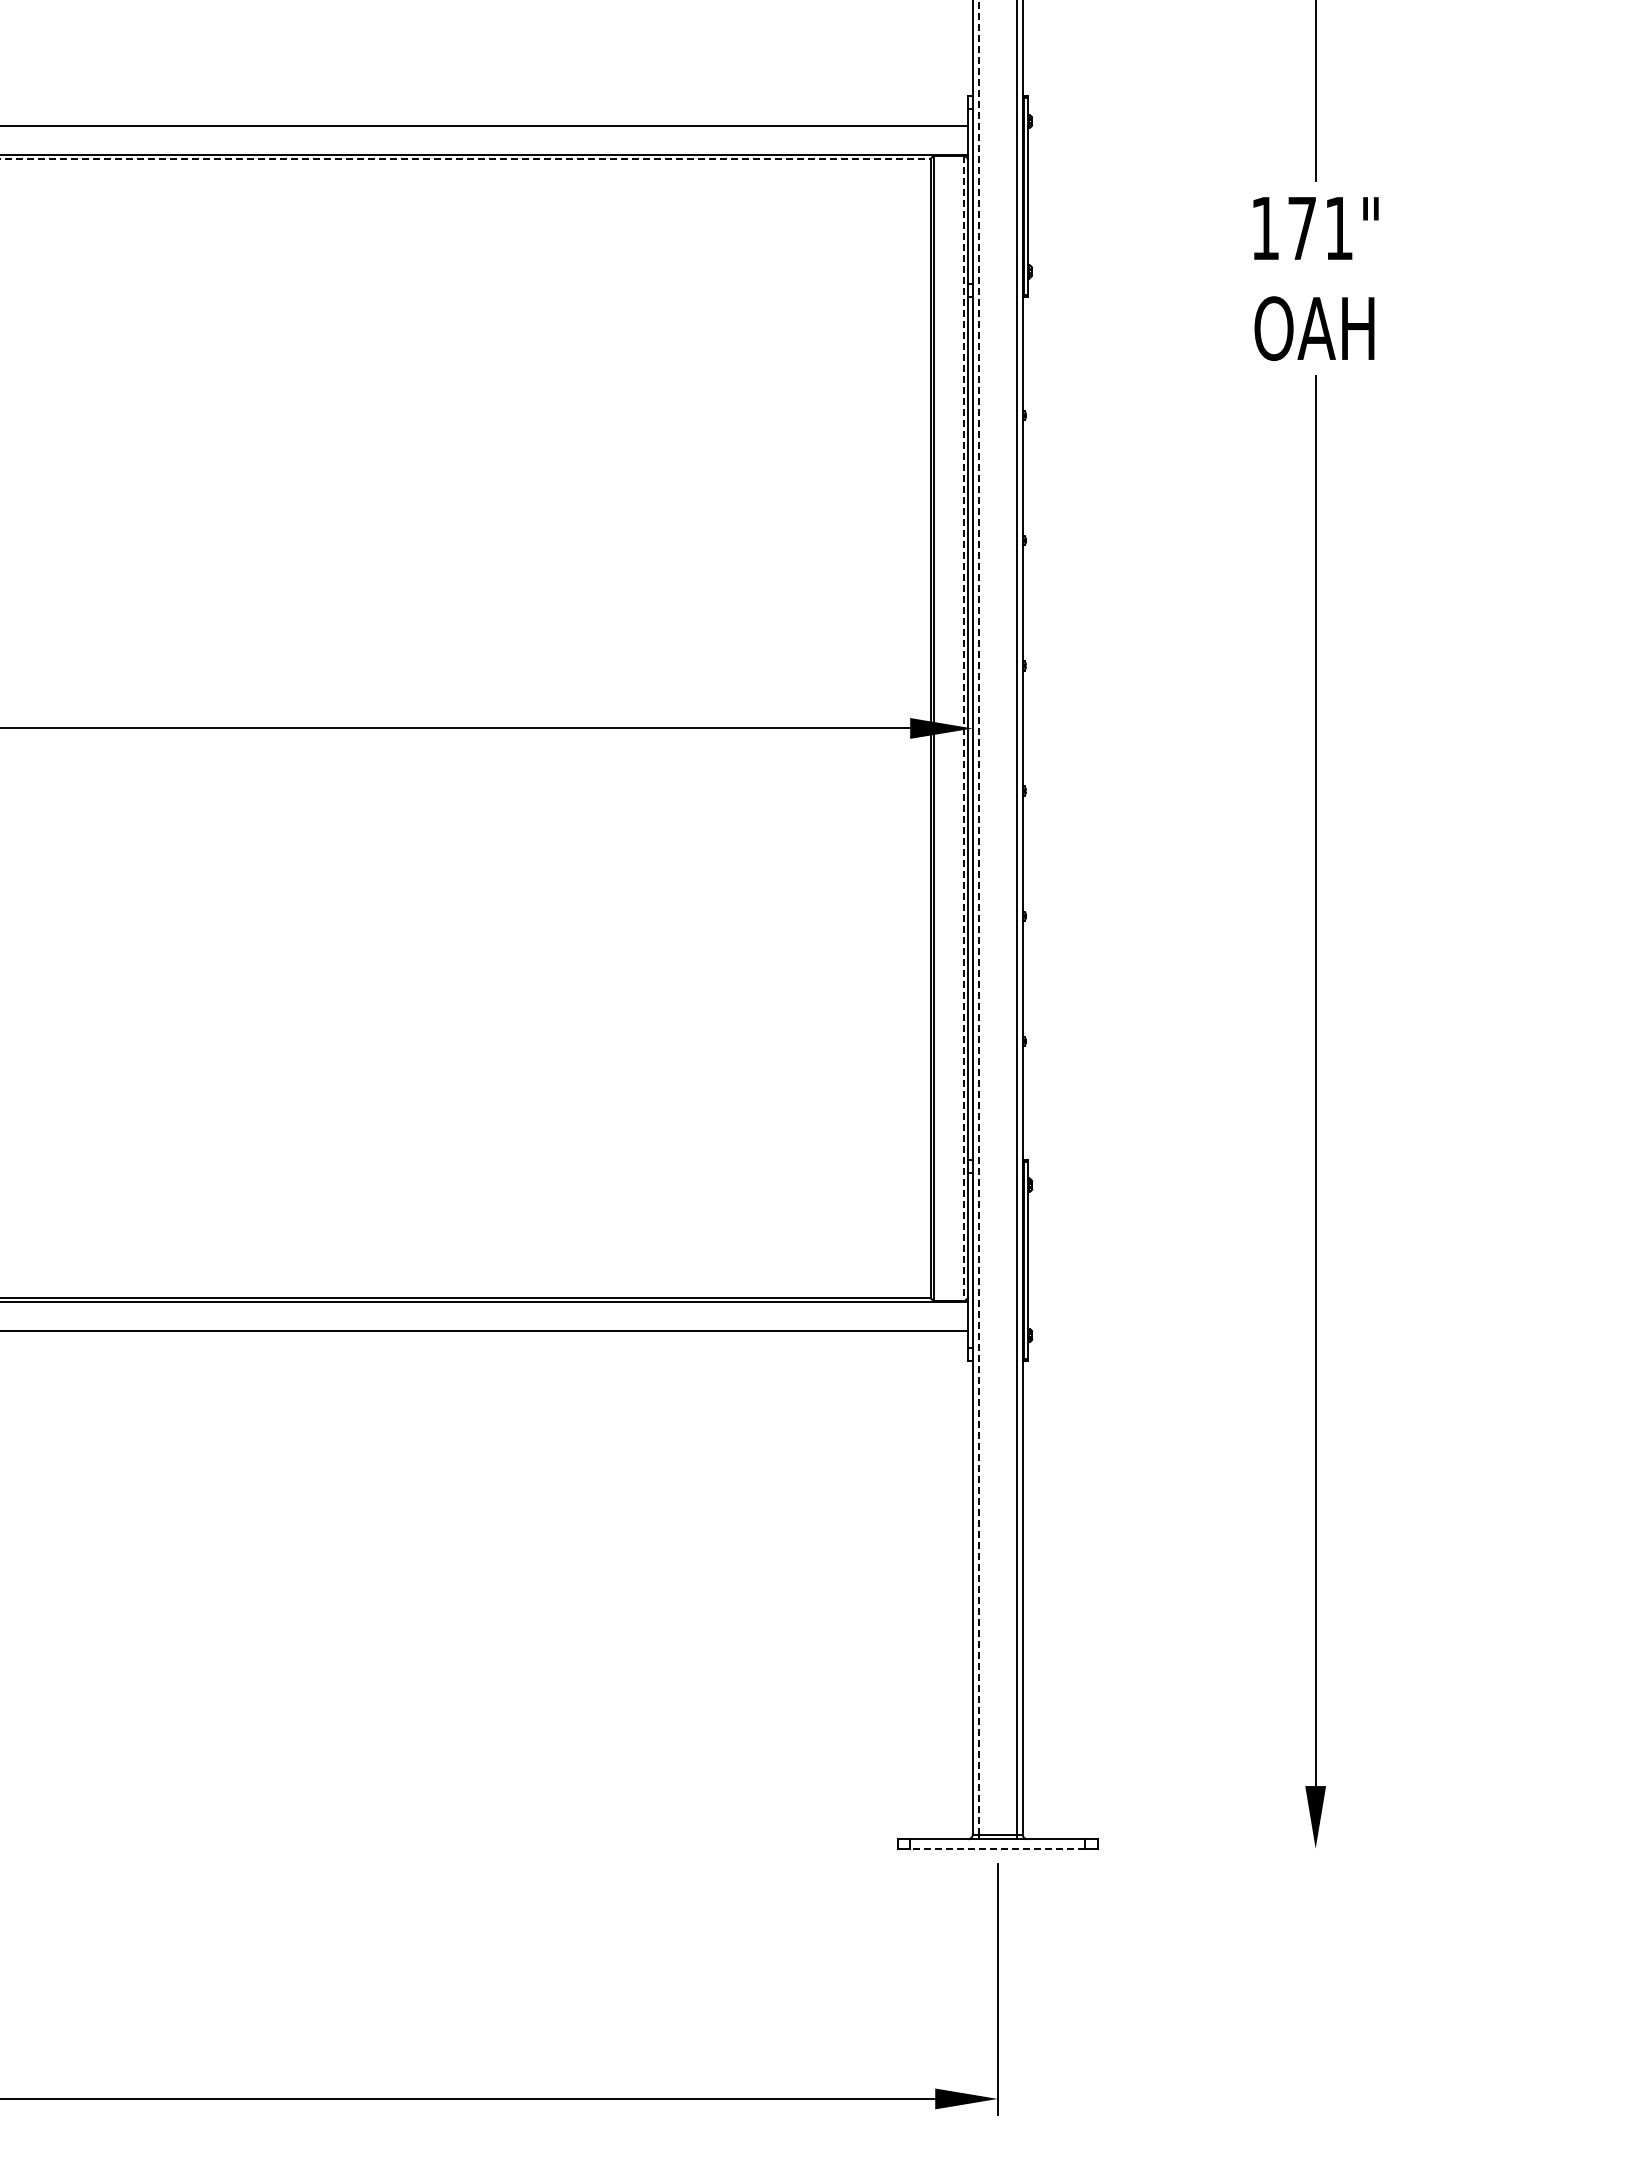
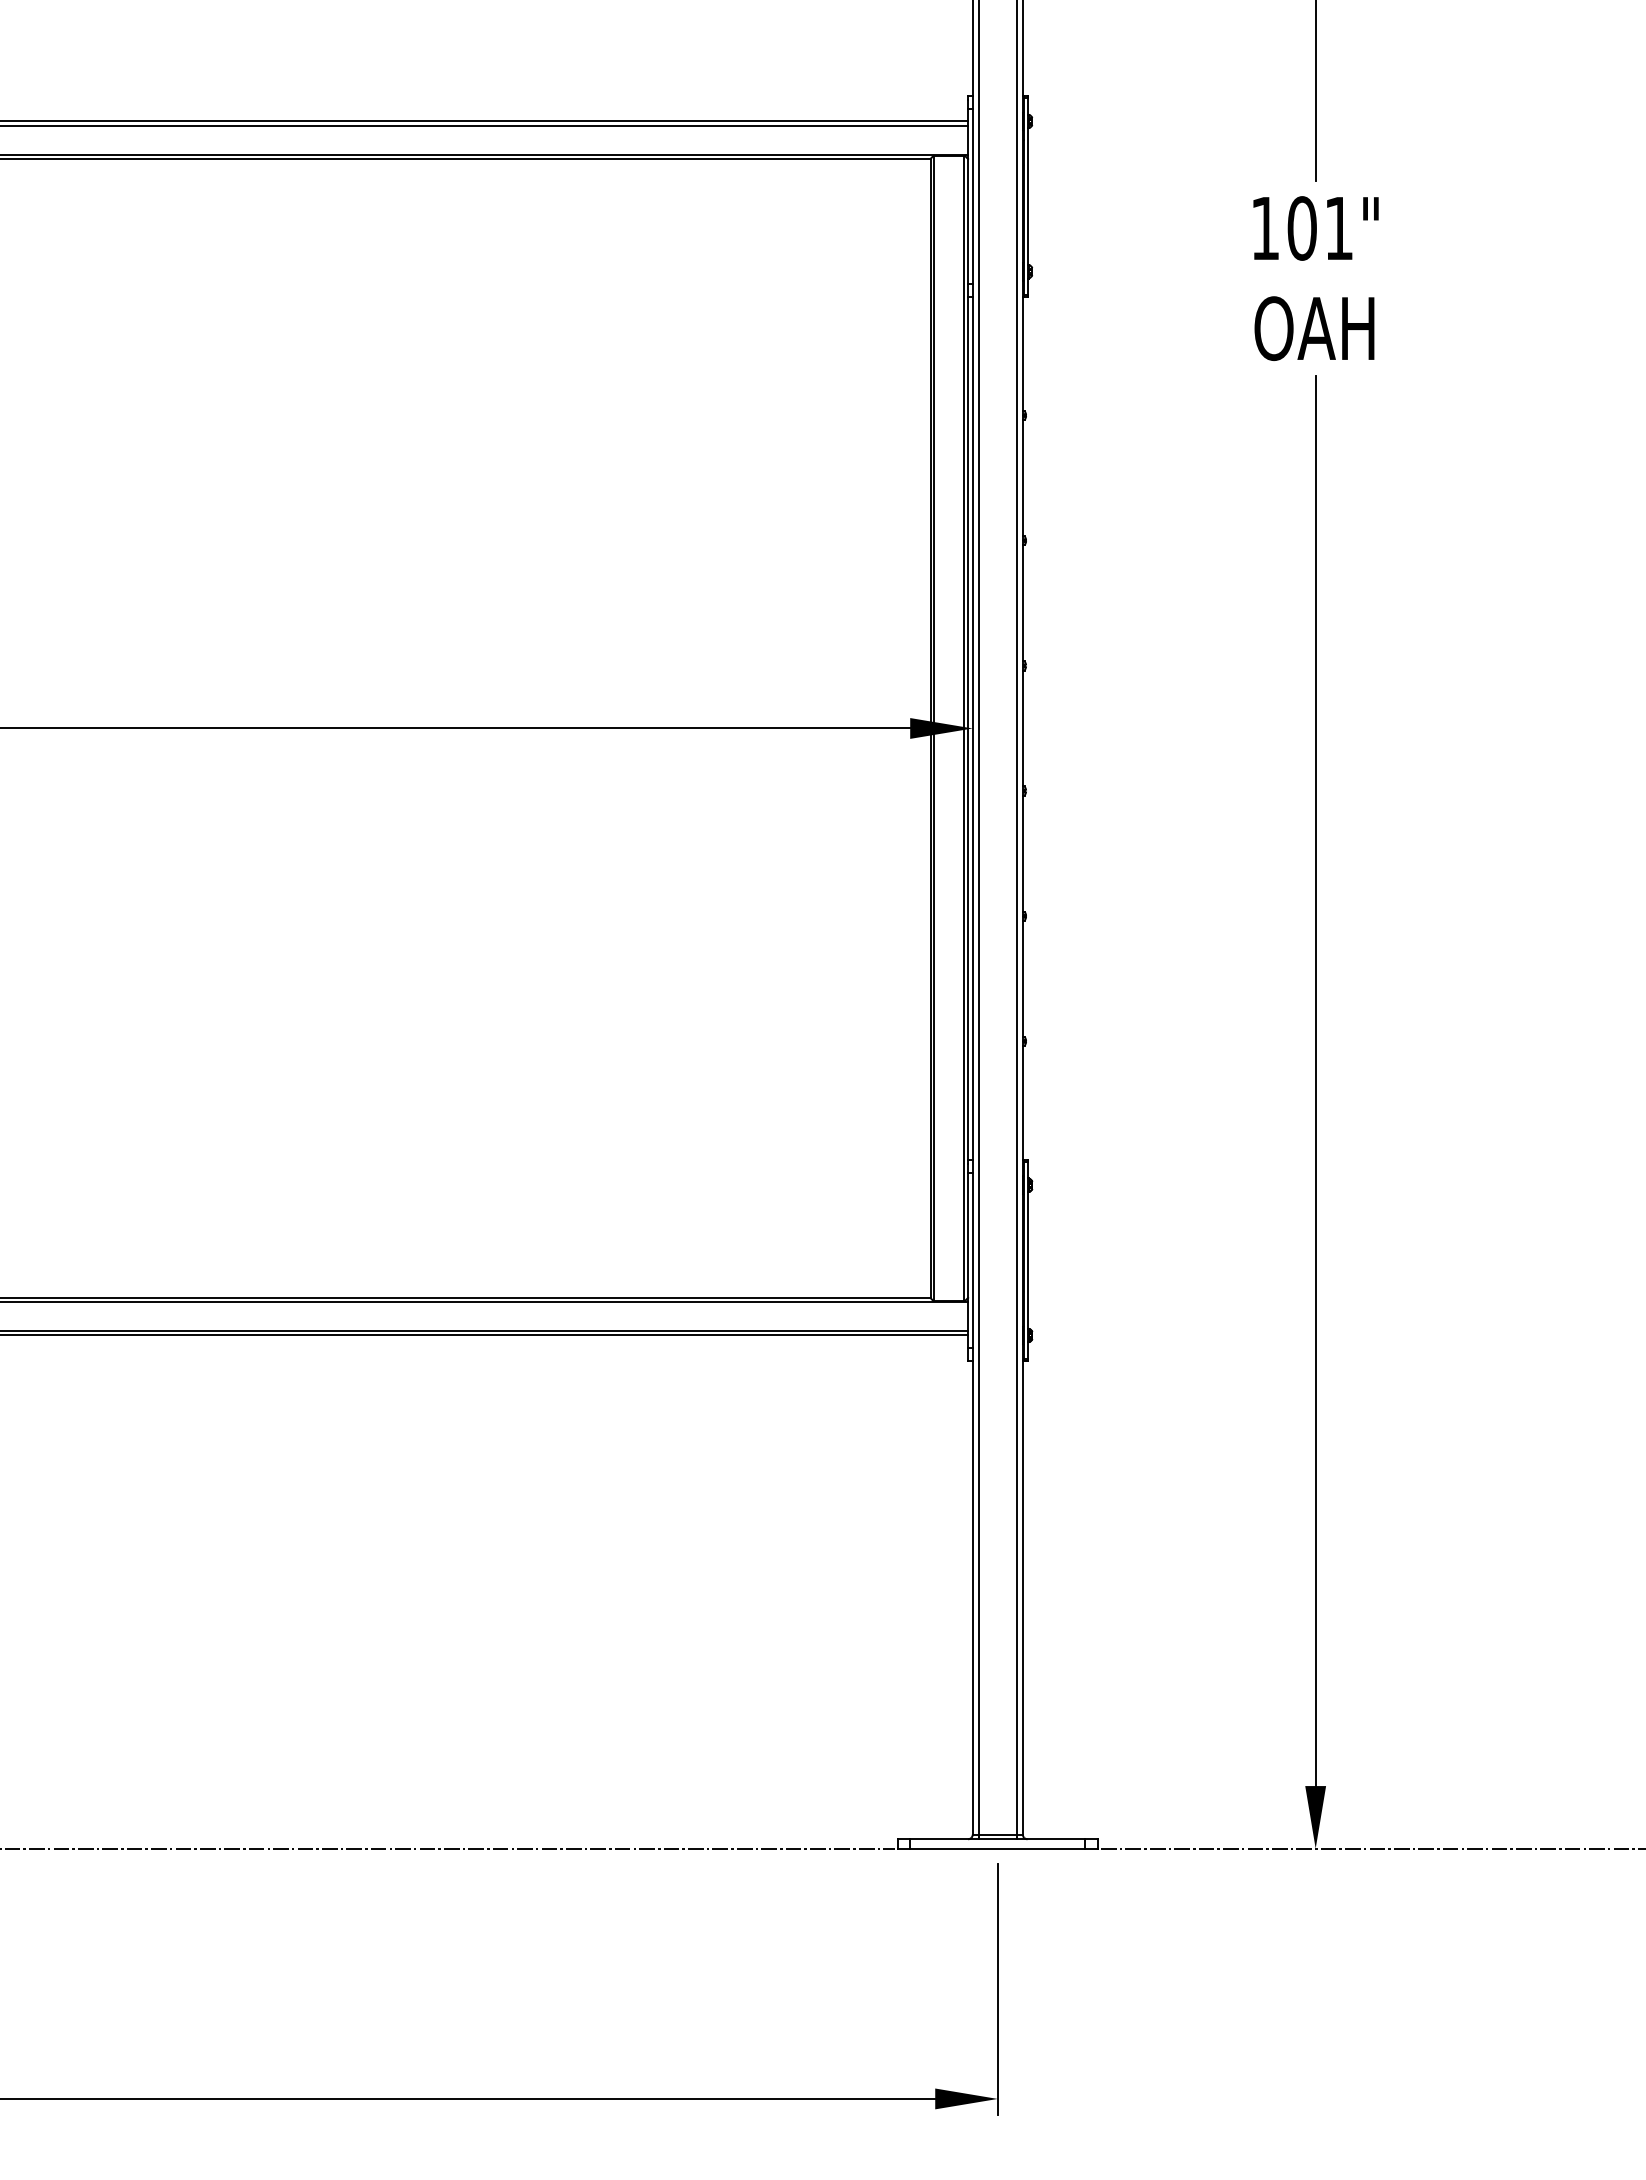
line: none -> present (485, 121)
line: dashed -> solid (465, 159)
text: 171" -> 101" (1301, 228)
line: dashed -> solid (963, 728)
line: dashed -> solid (979, 917)
line: none -> present (485, 1335)
line: none -> present (448, 1848)
line: dashed -> solid (997, 1848)
line: none -> present (1371, 1848)
